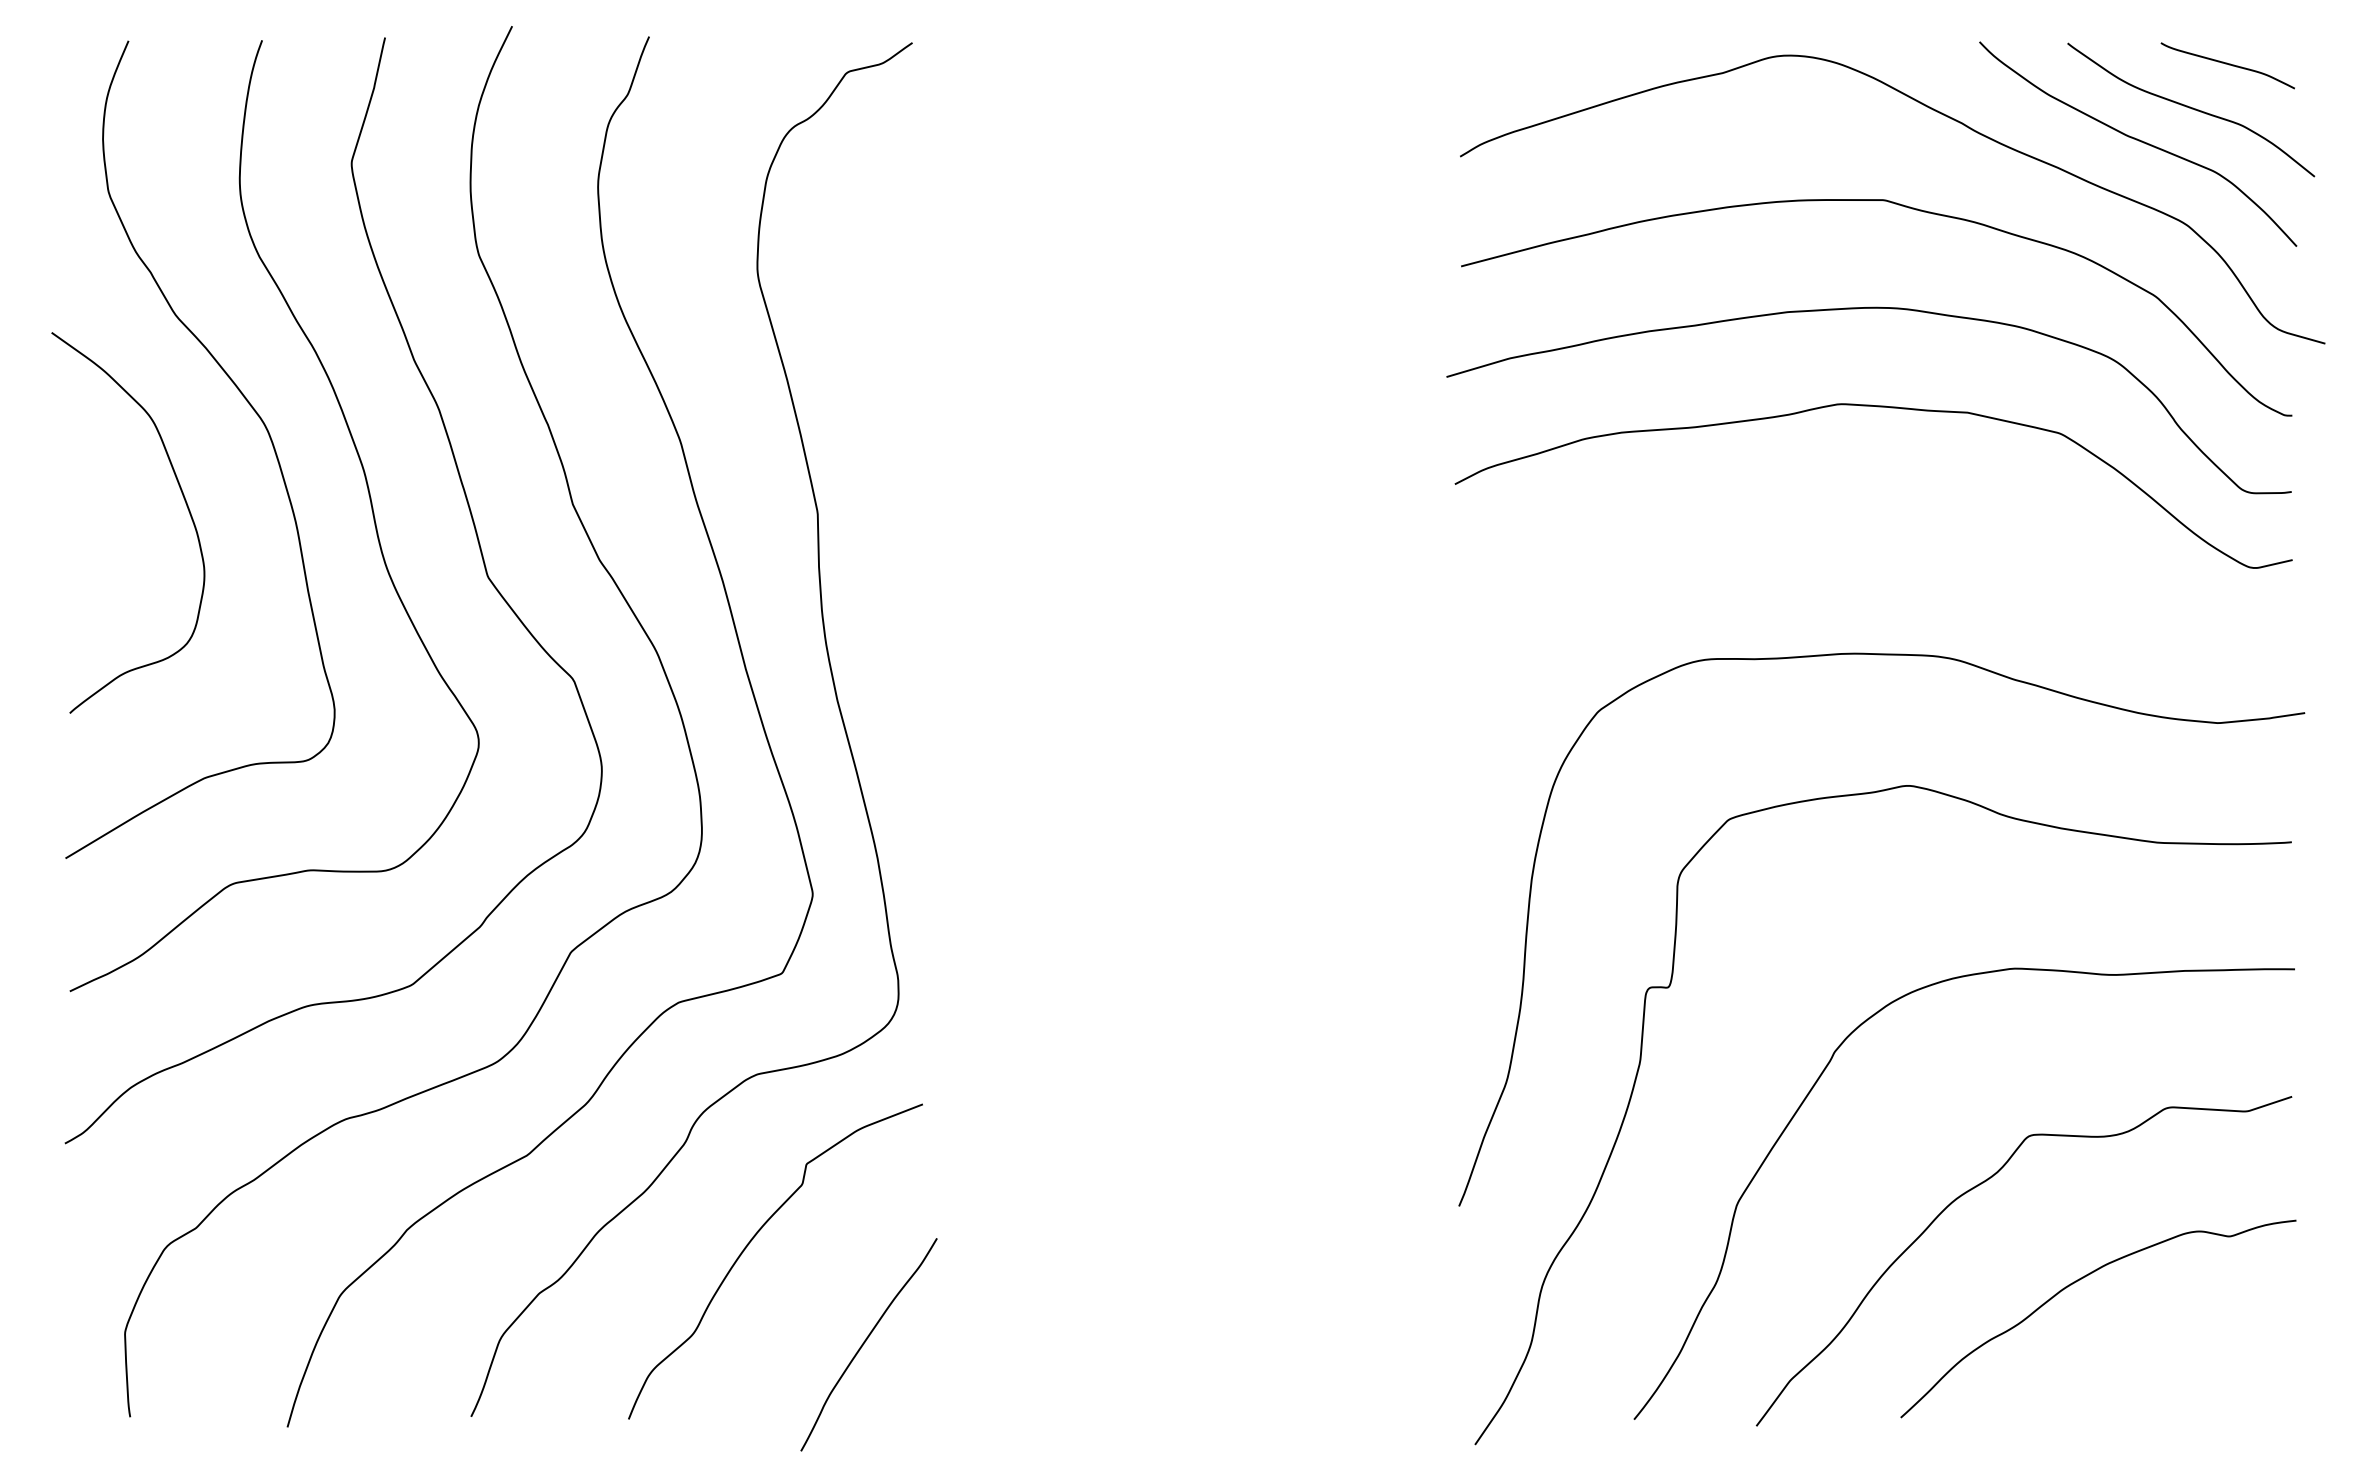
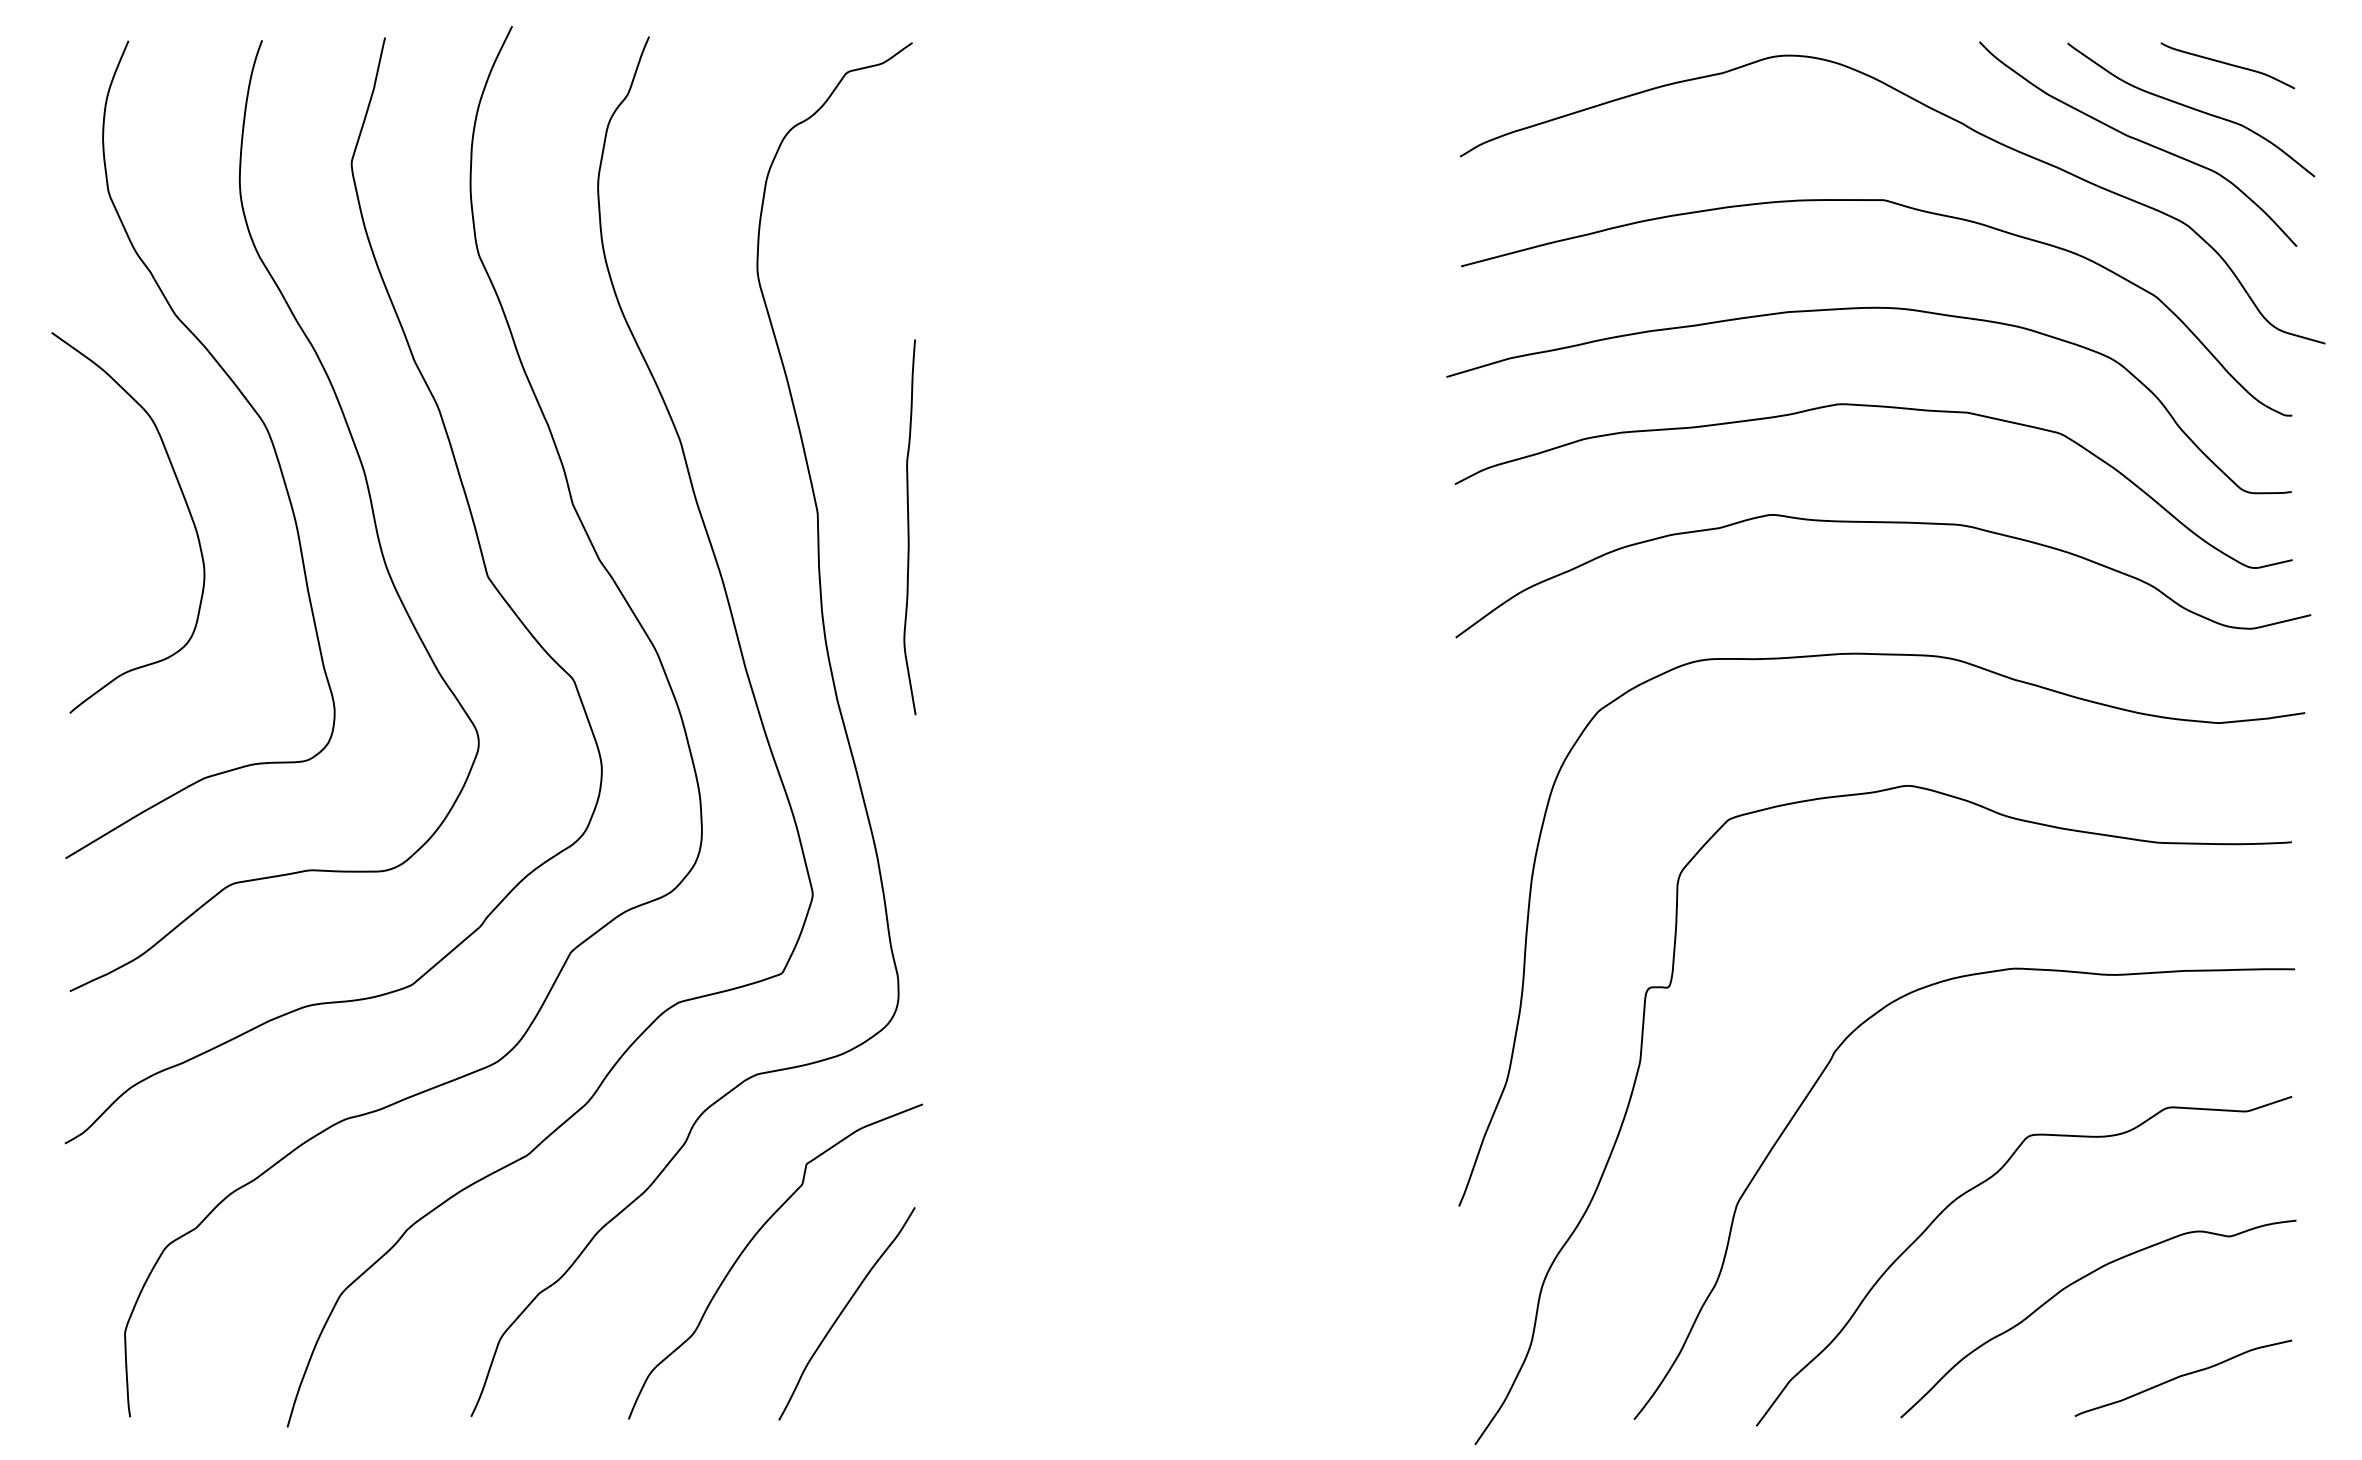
curve: none -> present (1883, 523)
curve: none -> present (909, 527)
curve position: (866, 1341) -> (844, 1310) (844, 1310)
curve: none -> present (2183, 1376)
